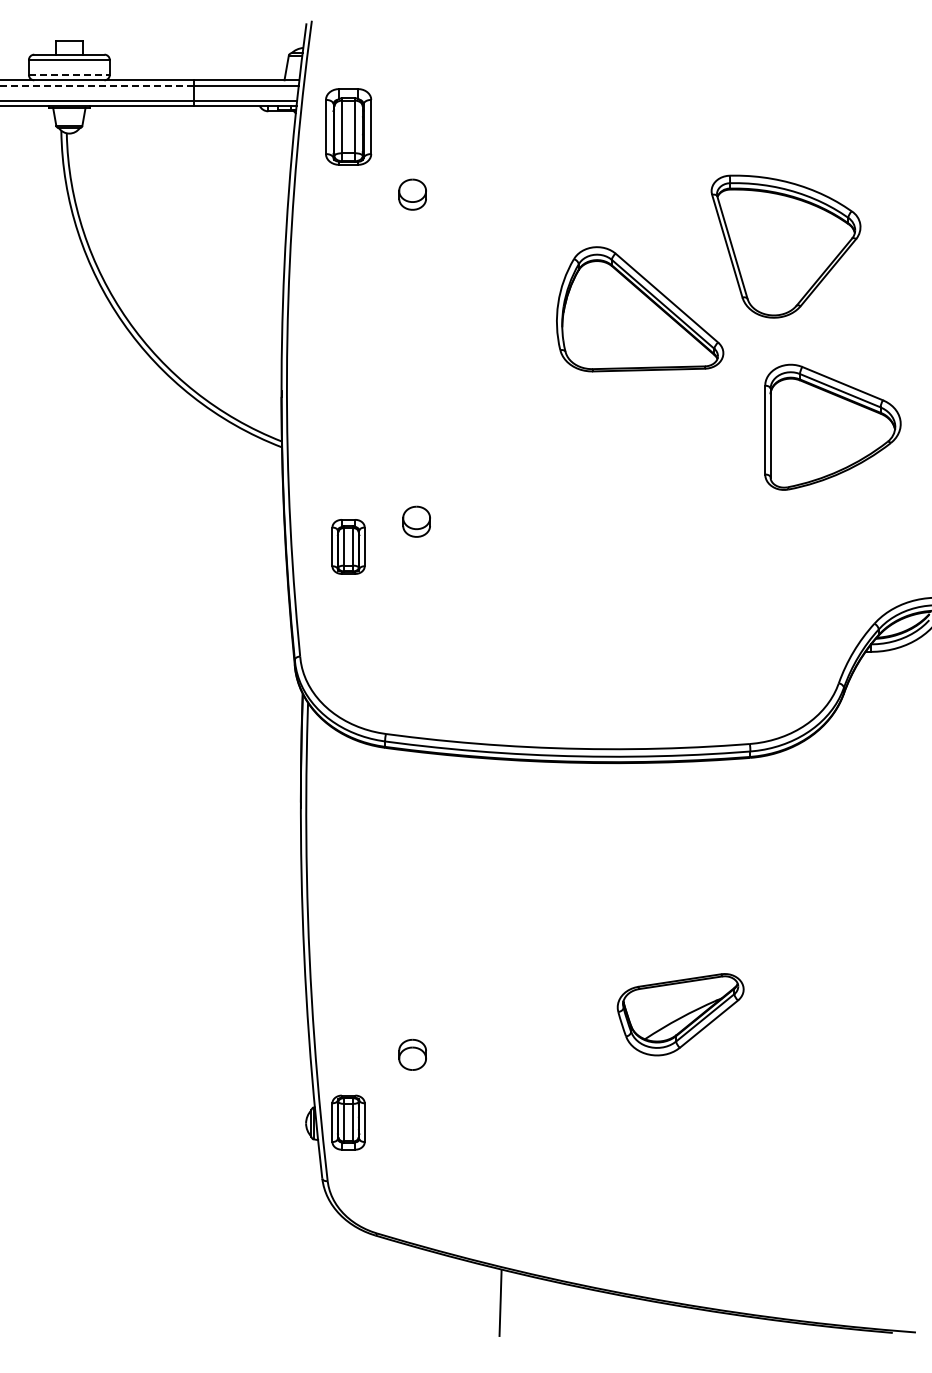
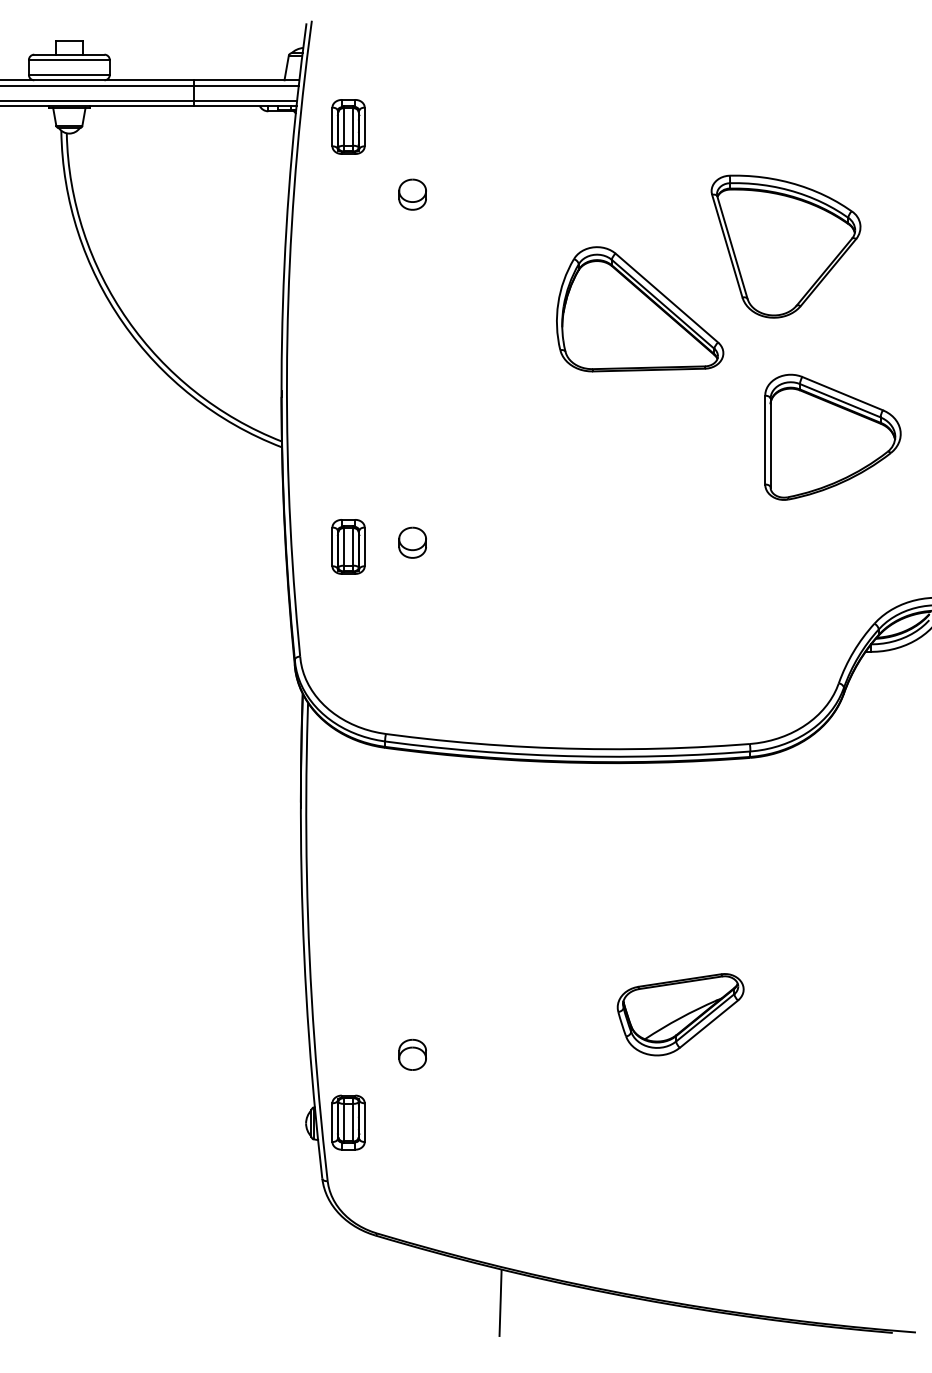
line: dashed -> solid (69, 74)
line: dashed -> solid (97, 85)
part size: 48x78 px -> 35x56 px (348, 126)
part position: (832, 426) -> (832, 436) (832, 436)
part position: (416, 521) -> (412, 542) (412, 542)
